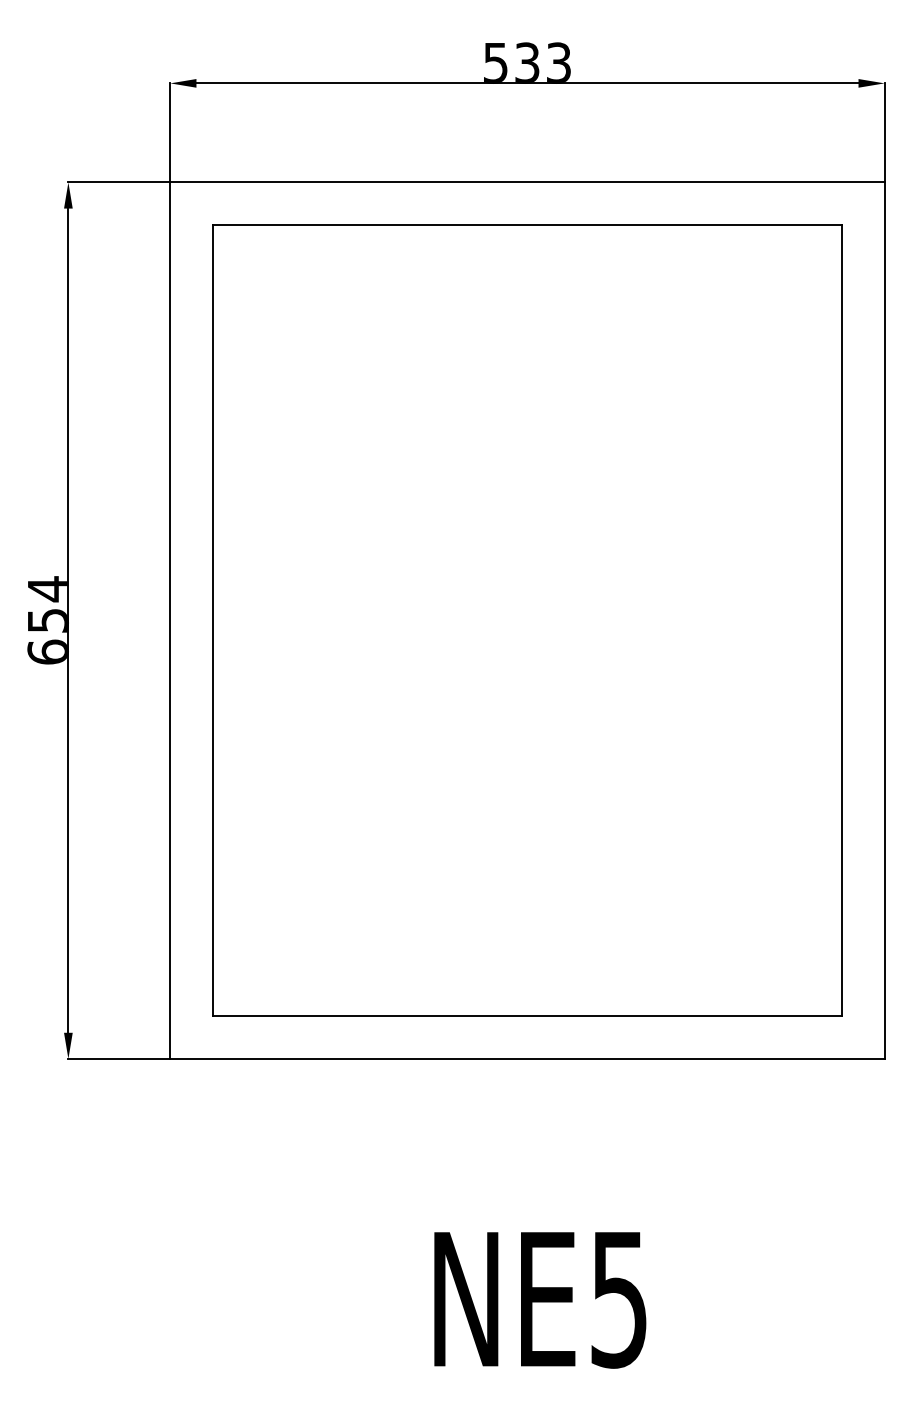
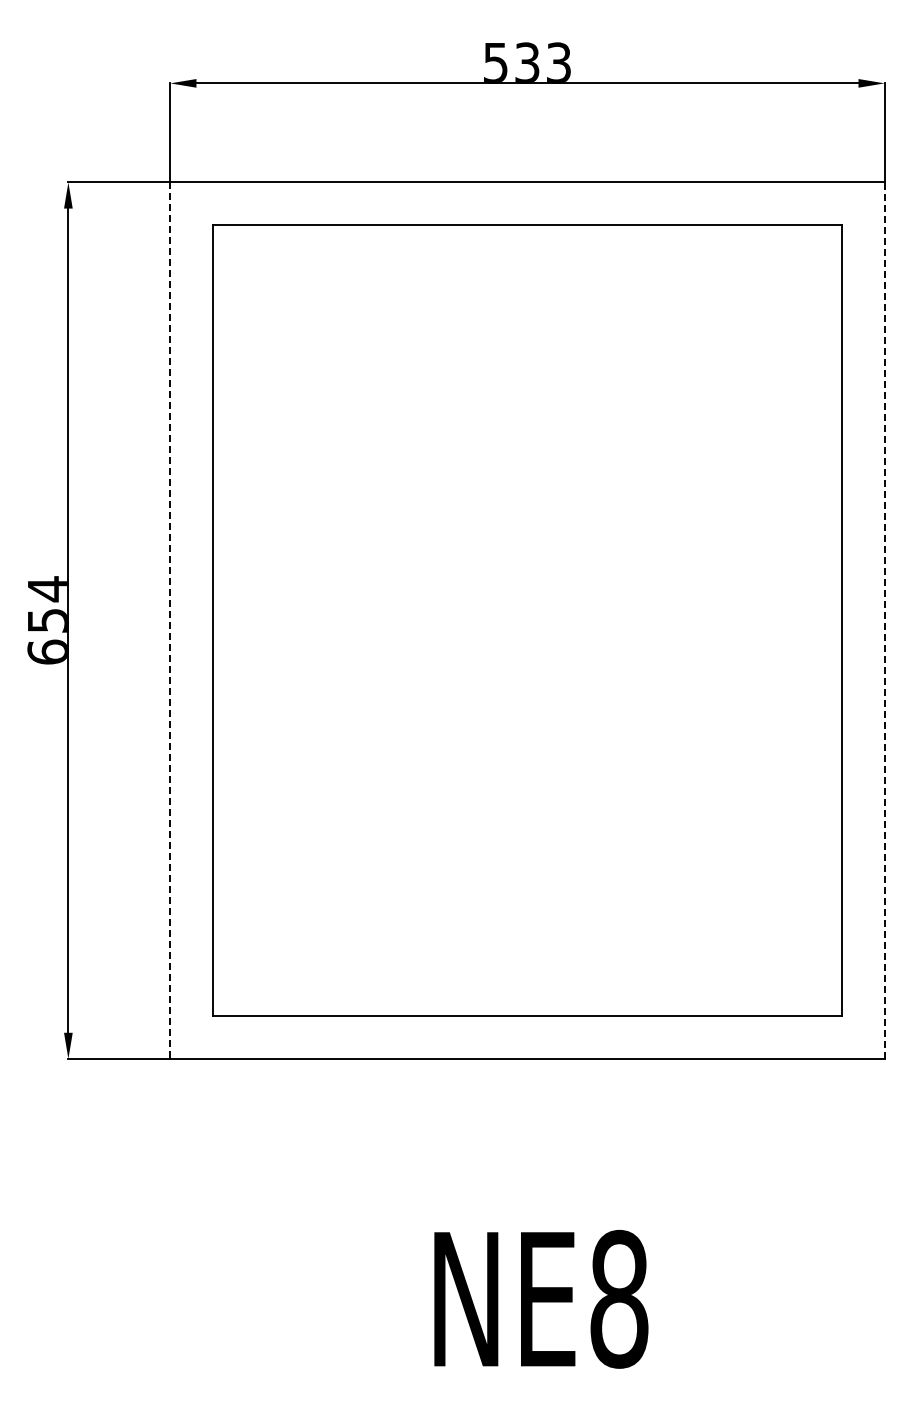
line: solid -> dashed (884, 620)
line: solid -> dashed (170, 621)
text: NE5 -> NE8 (619, 1298)
